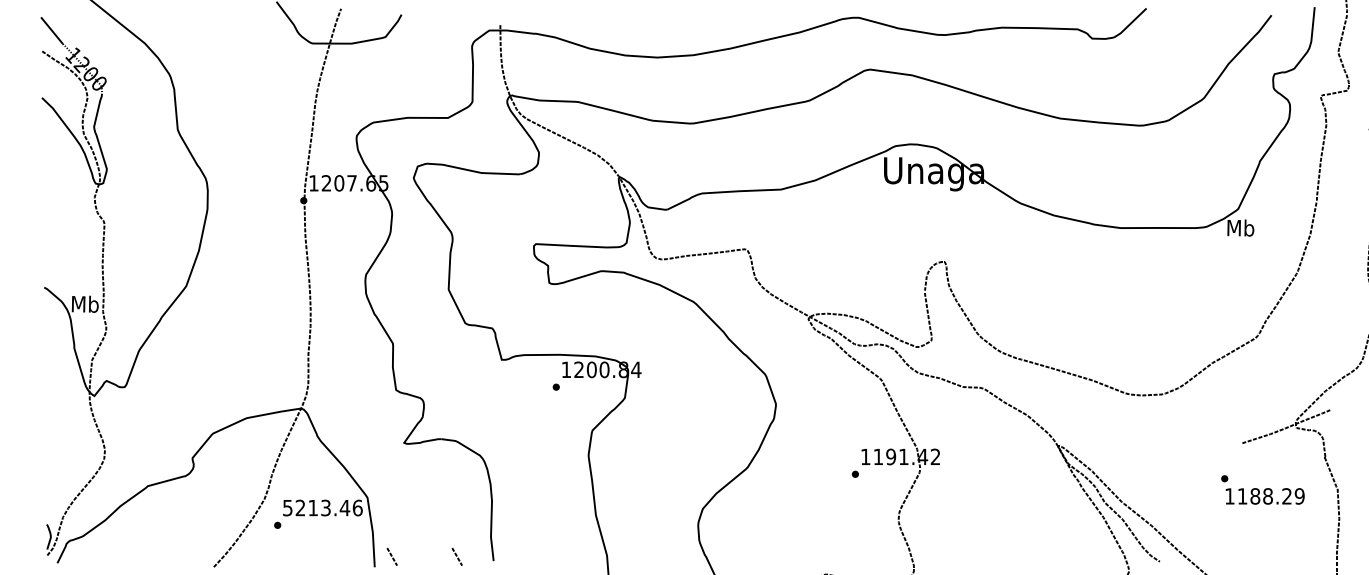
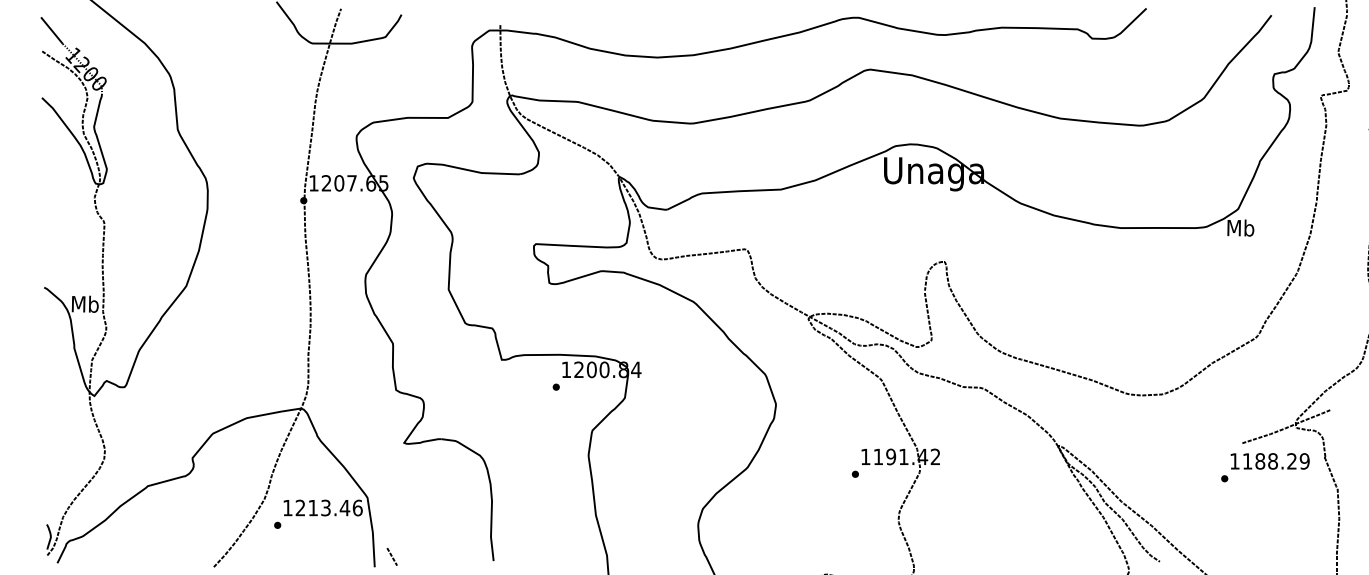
text position: (1264, 496) -> (1269, 461) (1269, 461)
text: 5213.46 -> 1213.46 (287, 508)
line: present -> none (456, 556)
